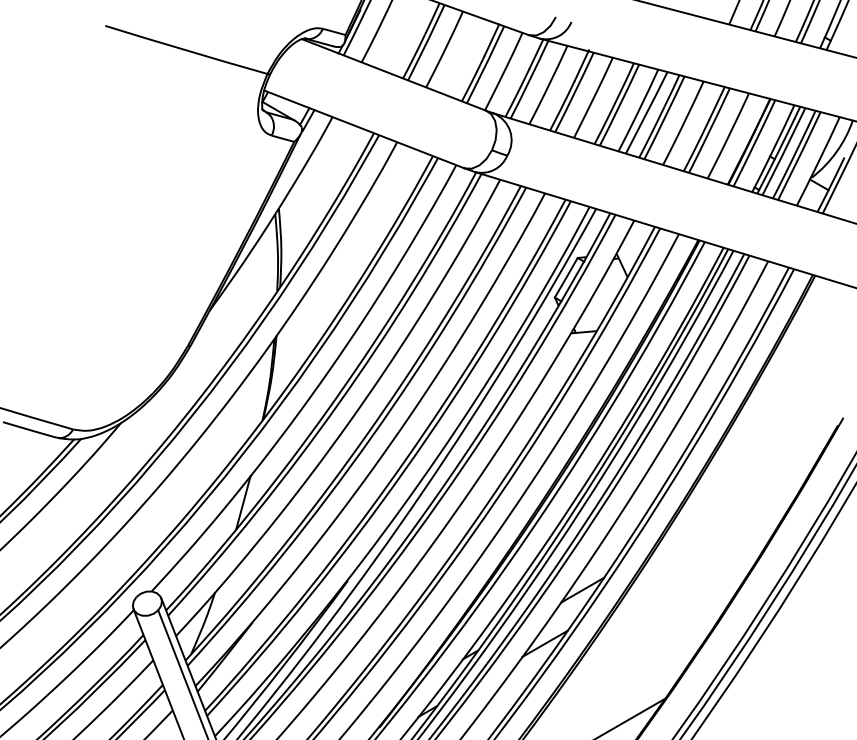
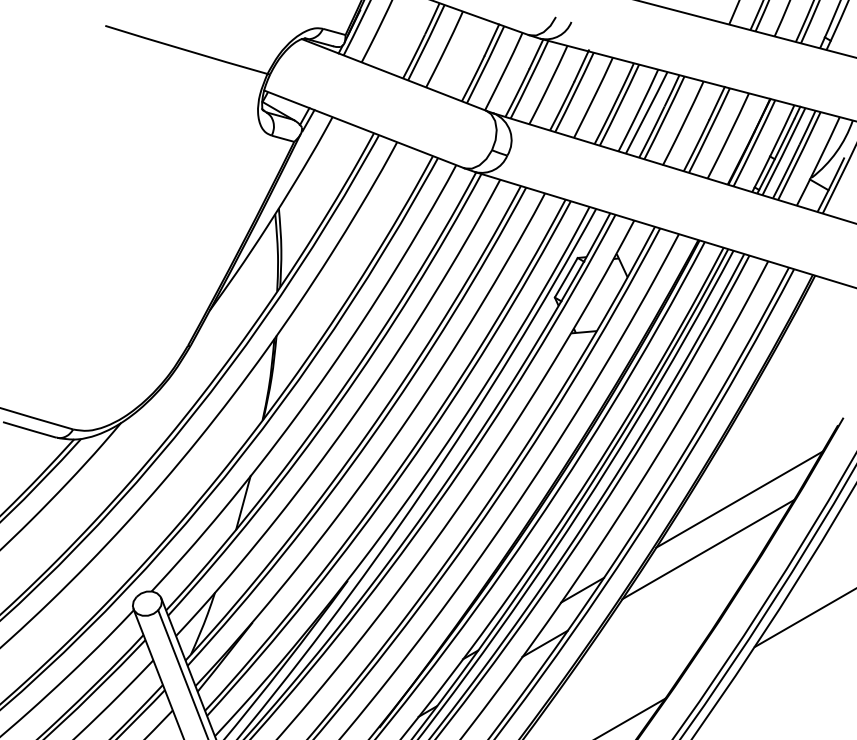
line: none -> present (739, 499)
line: none -> present (708, 549)
line: none -> present (803, 618)
